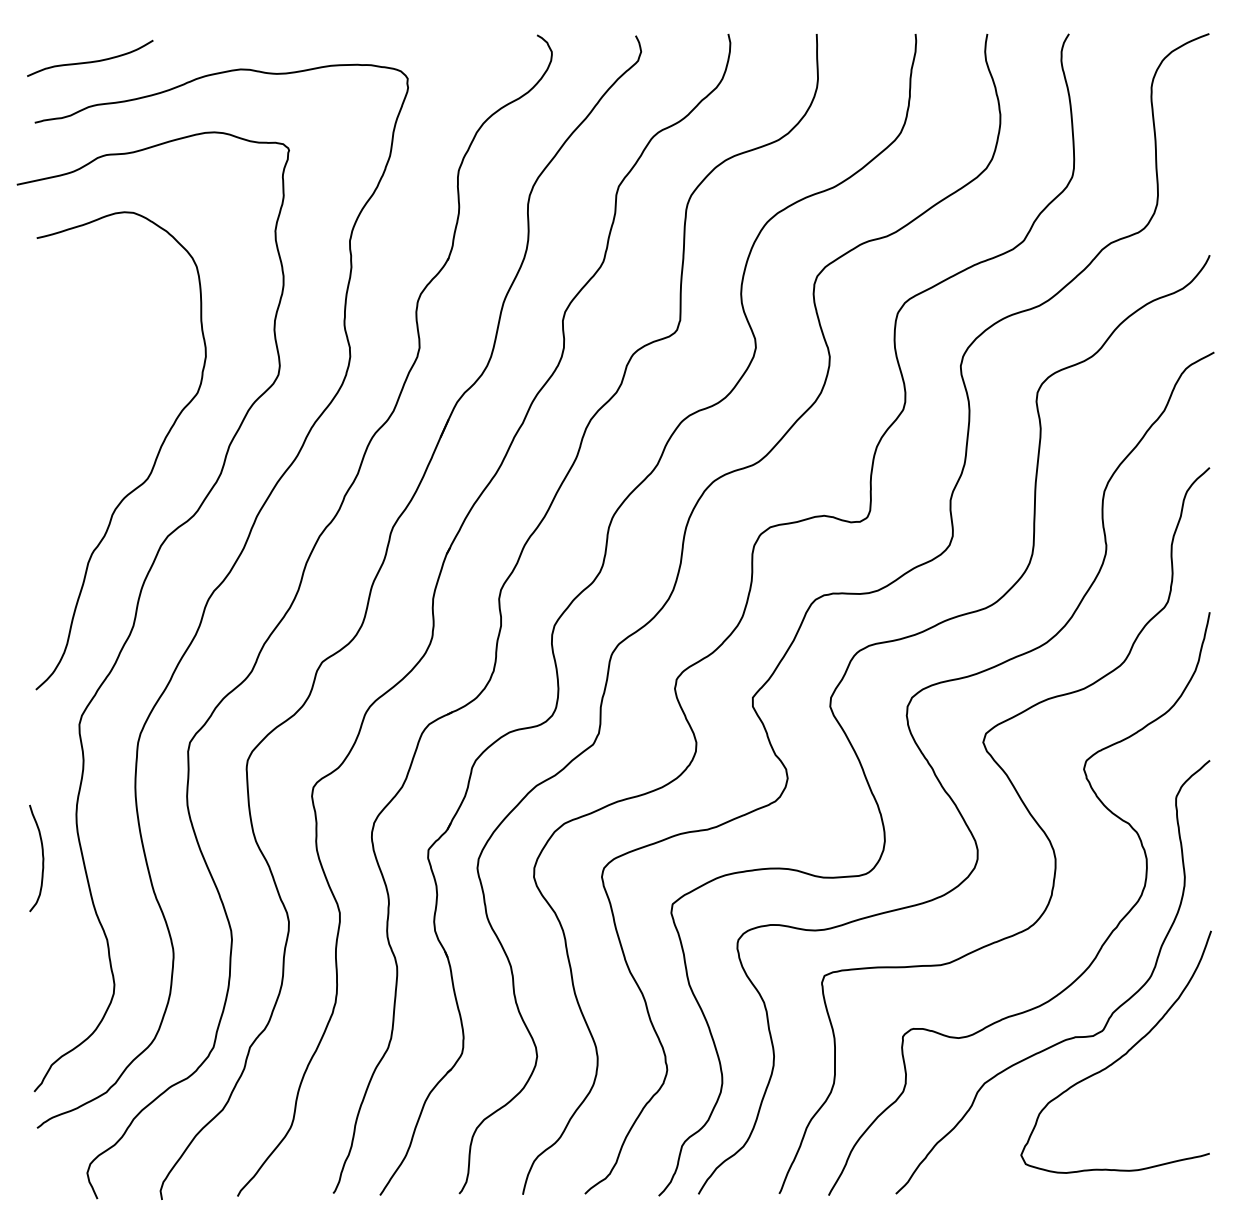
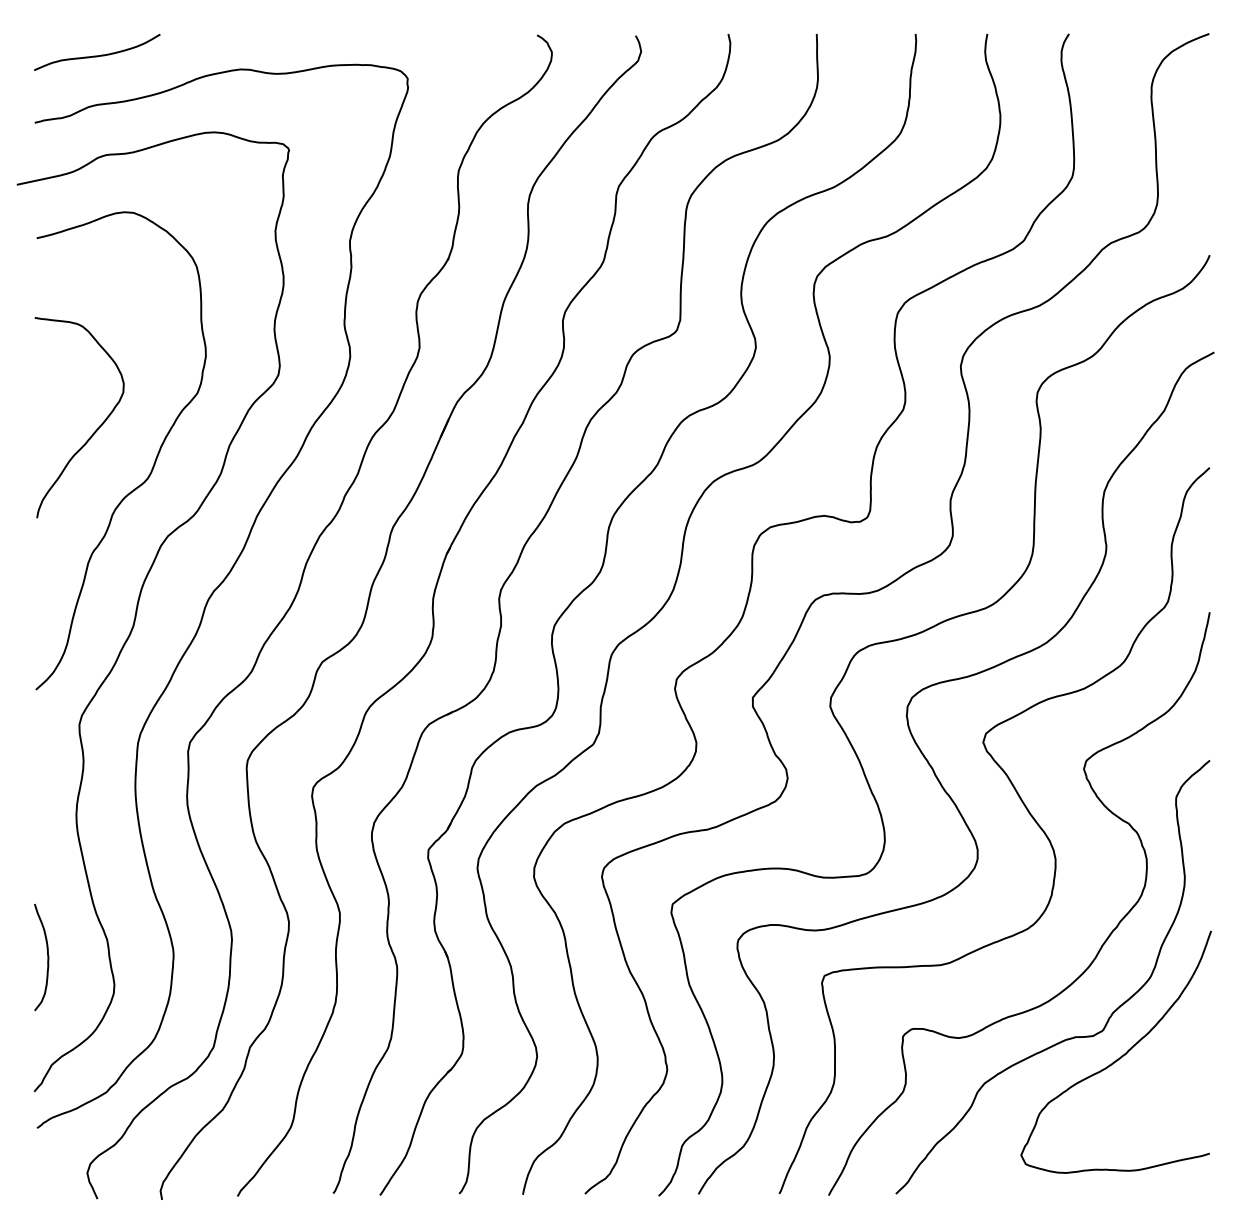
curve position: (90, 61) -> (97, 55) (97, 55)
curve: none -> present (94, 431)
curve position: (42, 858) -> (47, 957) (47, 957)
